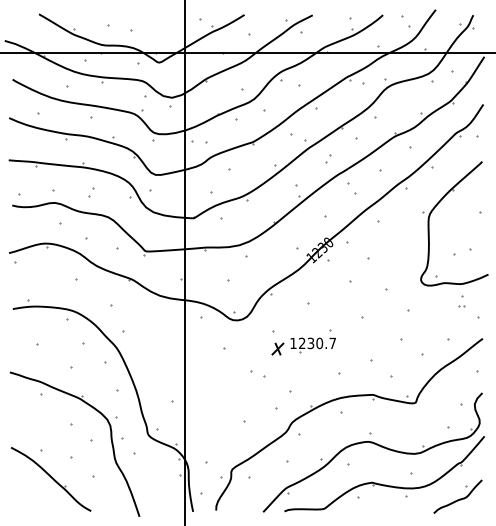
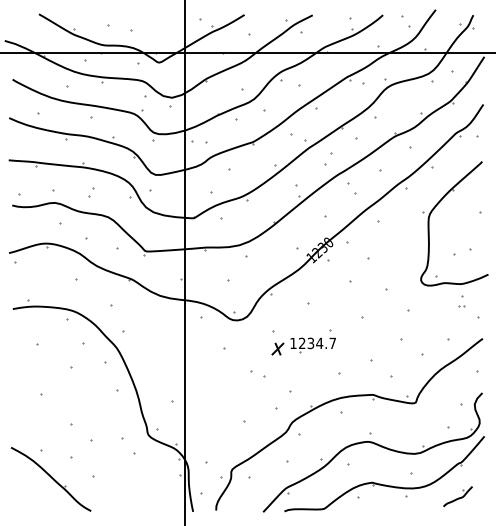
part size: 7x10 px -> 9x14 px (328, 158)
text: 1230.7 -> 1234.7 (319, 343)
part: present -> none (110, 439)
part size: 50x35 px -> 30x22 px (457, 496)
